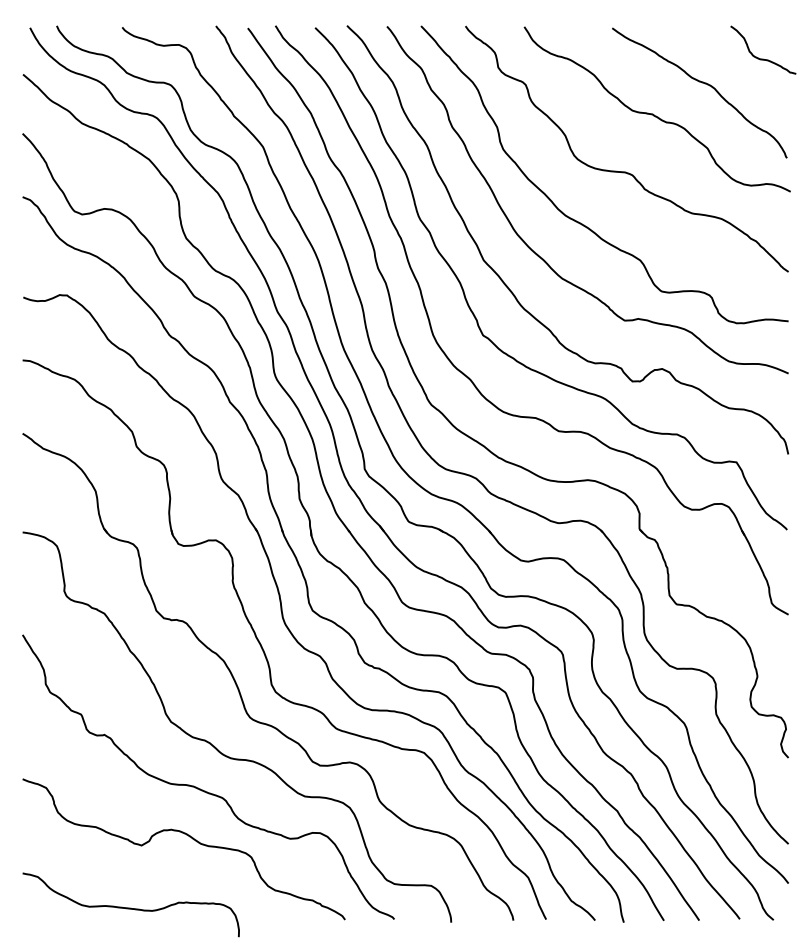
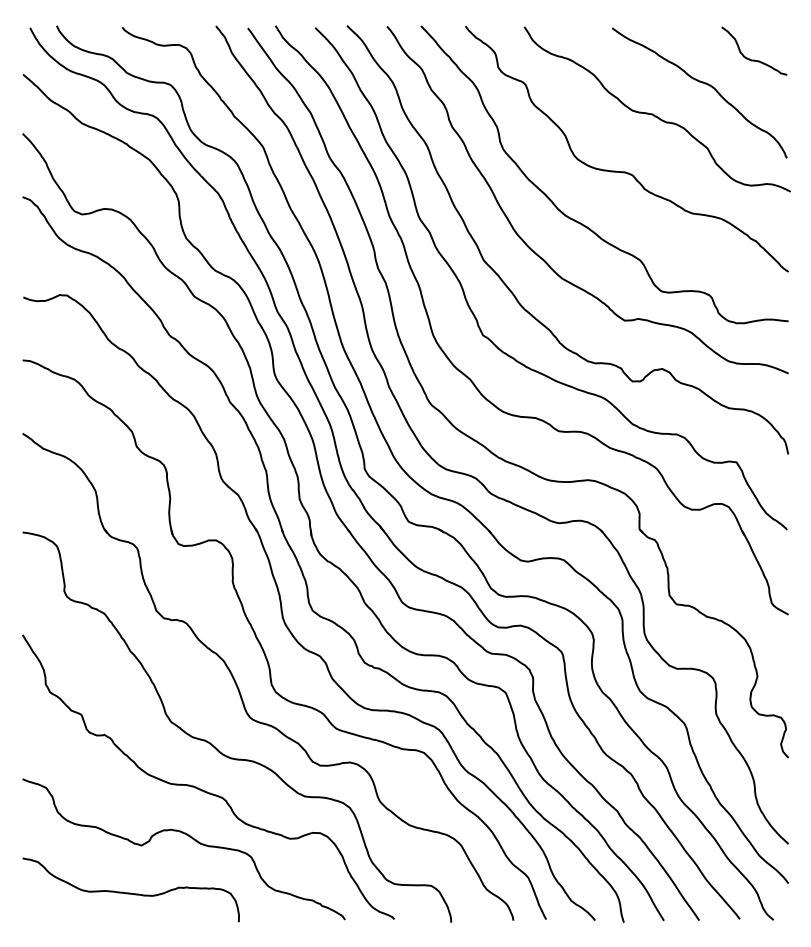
curve position: (763, 58) -> (754, 59) (754, 59)
curve position: (130, 907) -> (130, 892) (130, 892)
